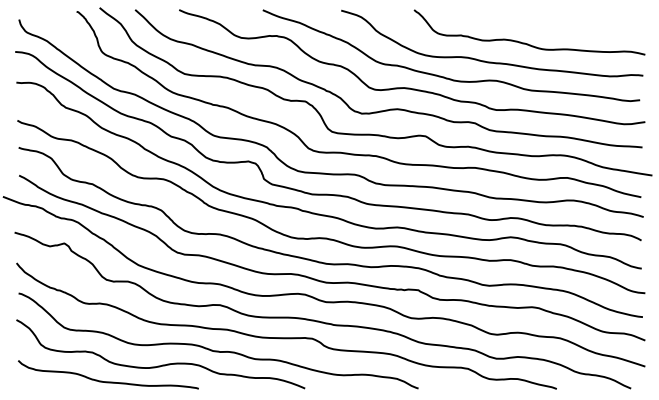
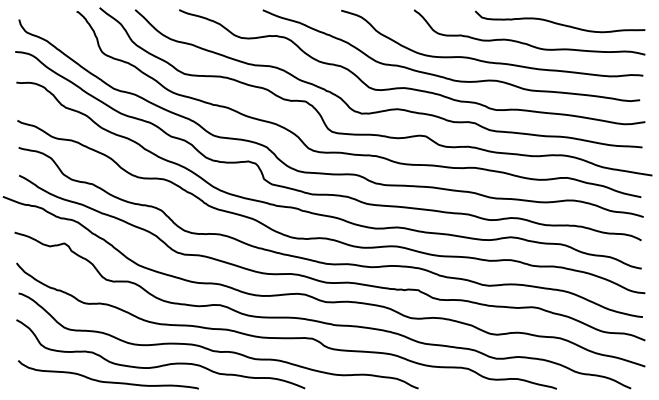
curve: none -> present (559, 23)
